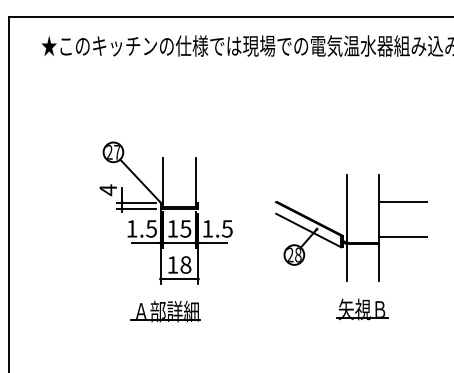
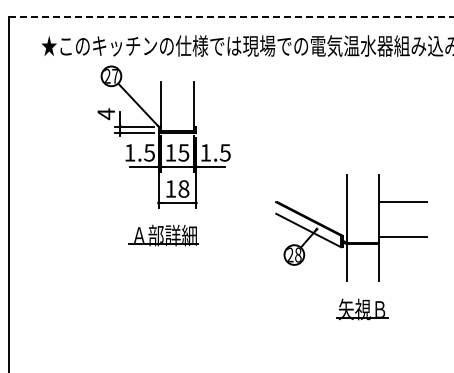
line: solid -> dashed (231, 17)
part position: (165, 231) -> (163, 155) (163, 155)
